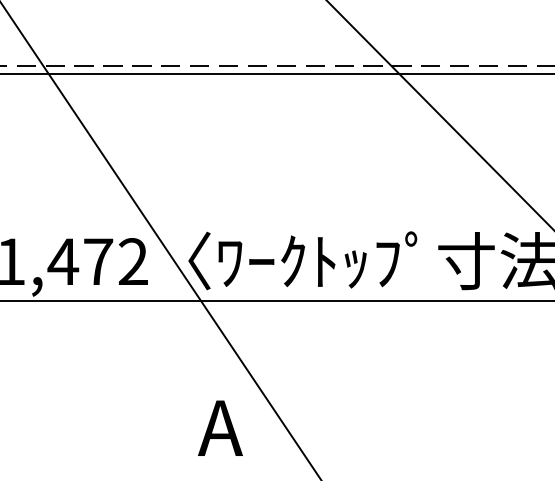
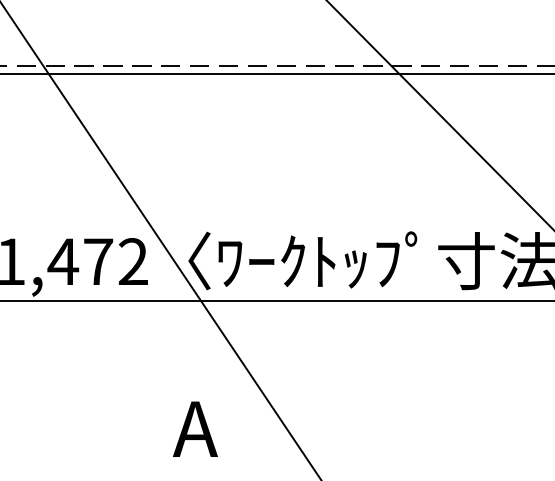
text position: (220, 427) -> (195, 428) (195, 428)
